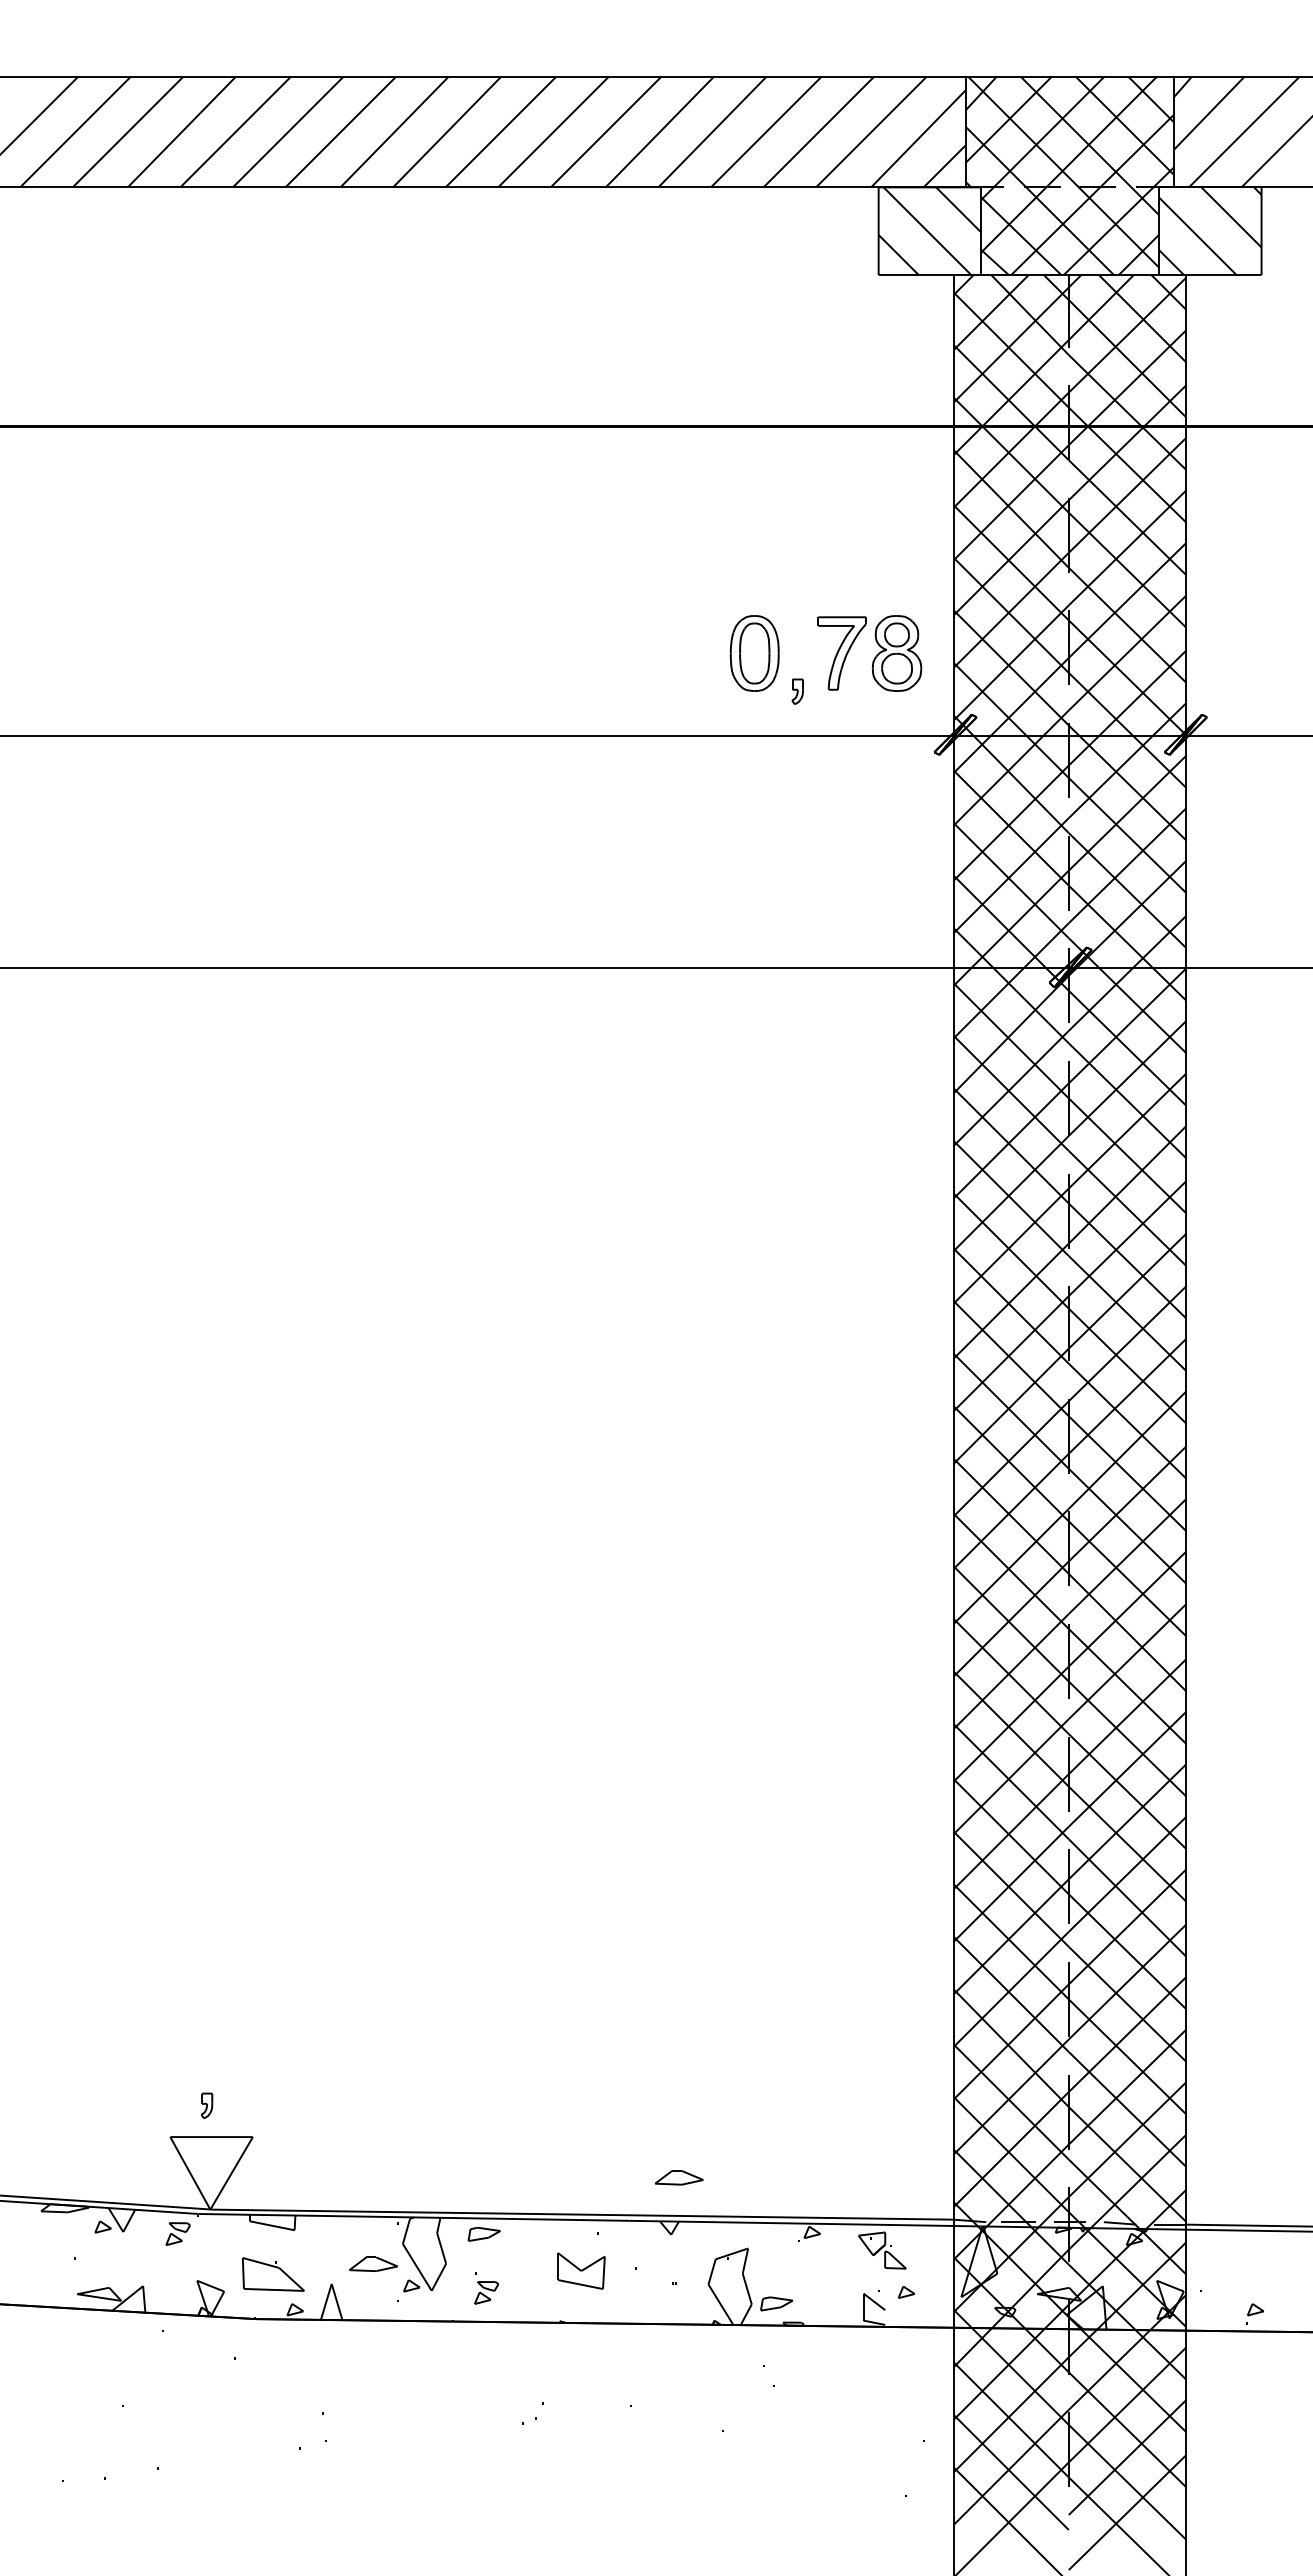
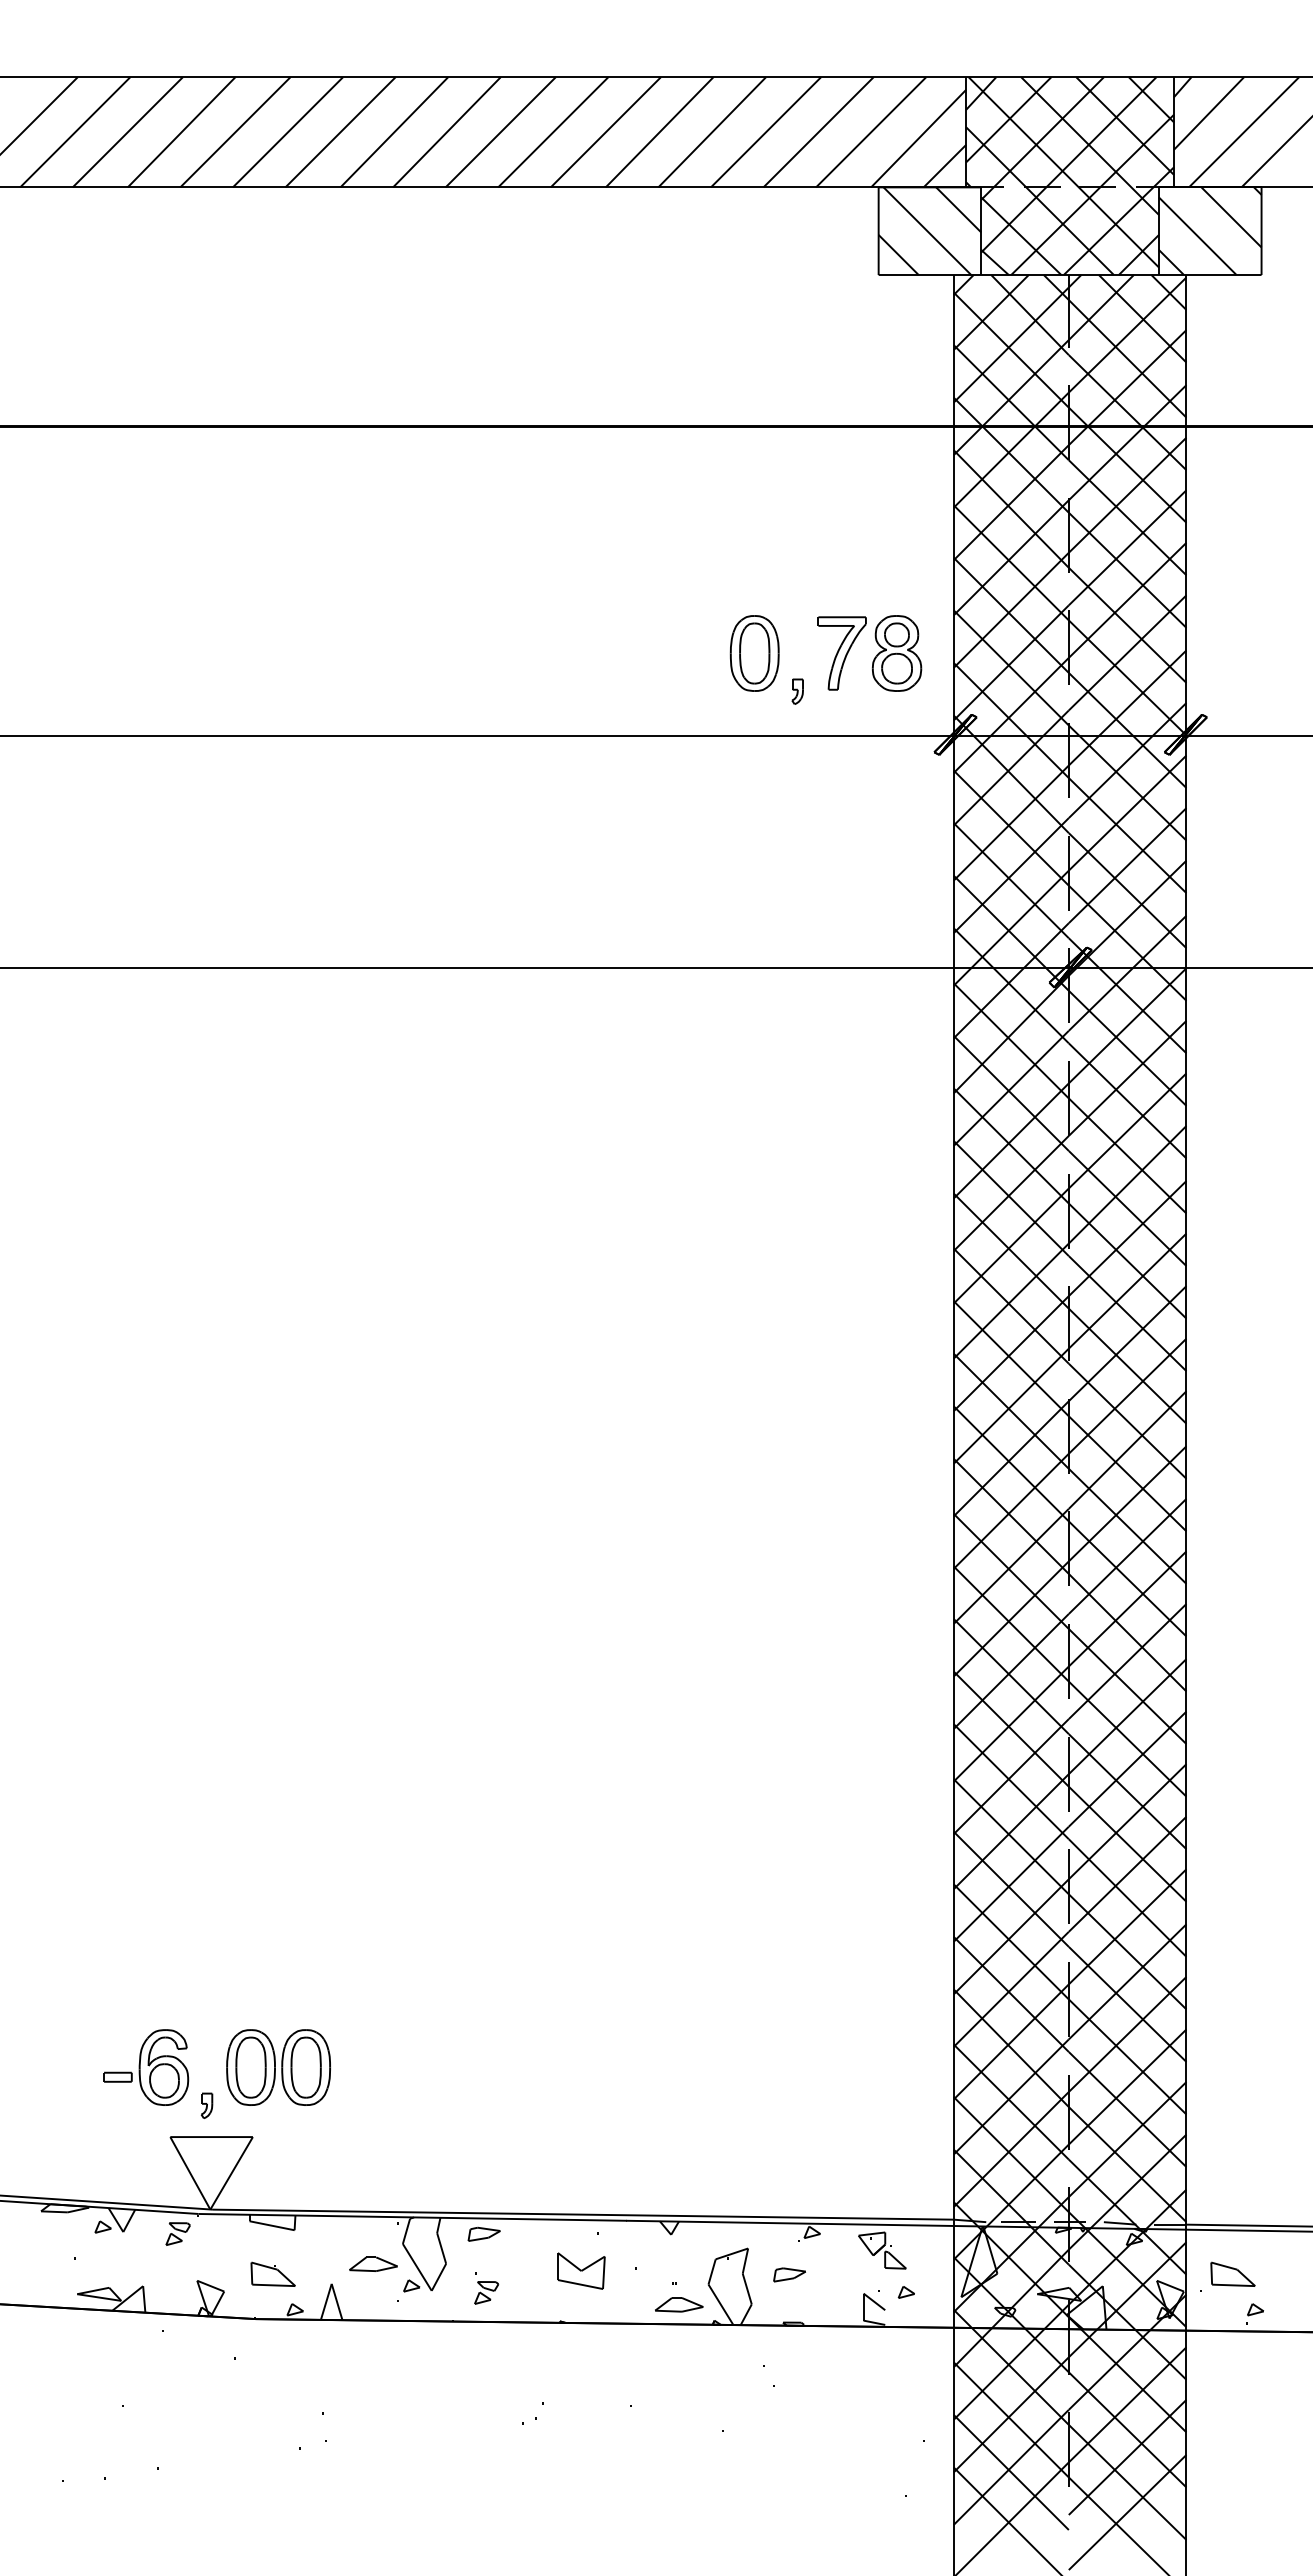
part: none -> present (146, 2067)
part: none -> present (278, 2067)
part position: (679, 2177) -> (679, 2304) (679, 2304)
part: none -> present (1232, 2273)
part size: 63x35 px -> 46x26 px (272, 2273)
part position: (776, 2303) -> (789, 2274) (789, 2274)
